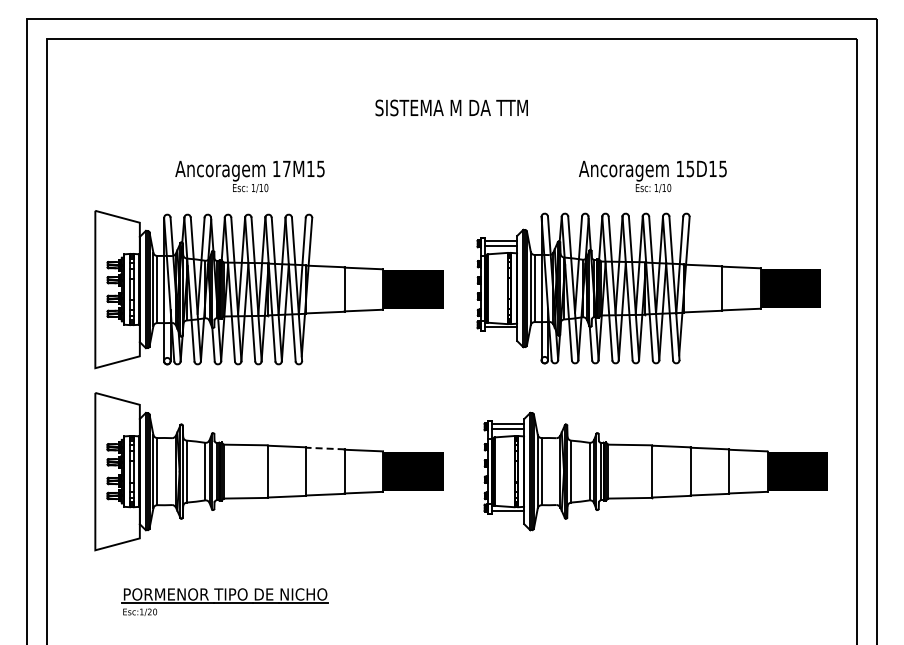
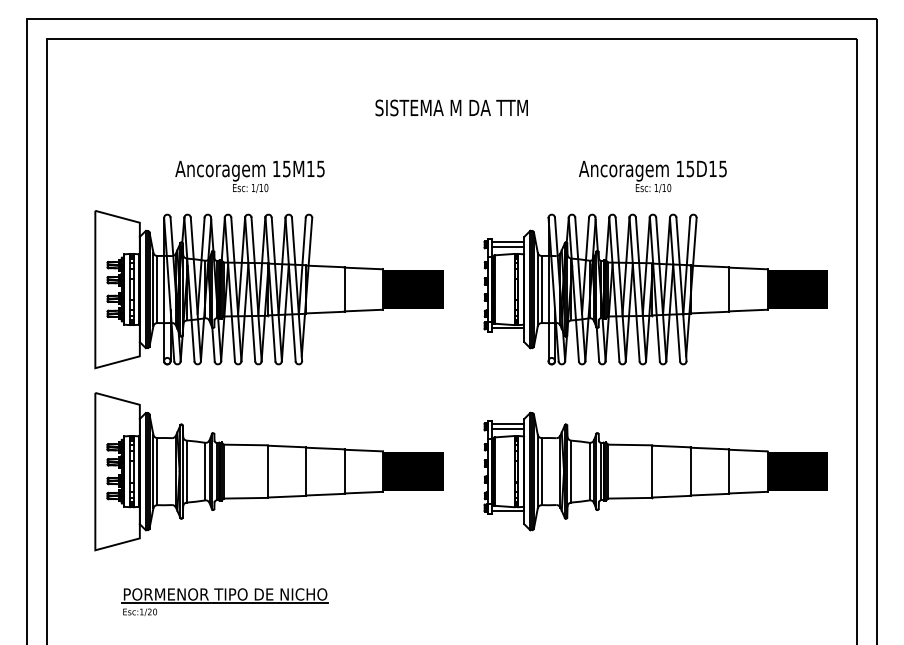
text: 17M15 -> 15M15 (286, 169)
part position: (648, 288) -> (655, 289) (655, 289)
line: dashed -> solid (324, 448)
